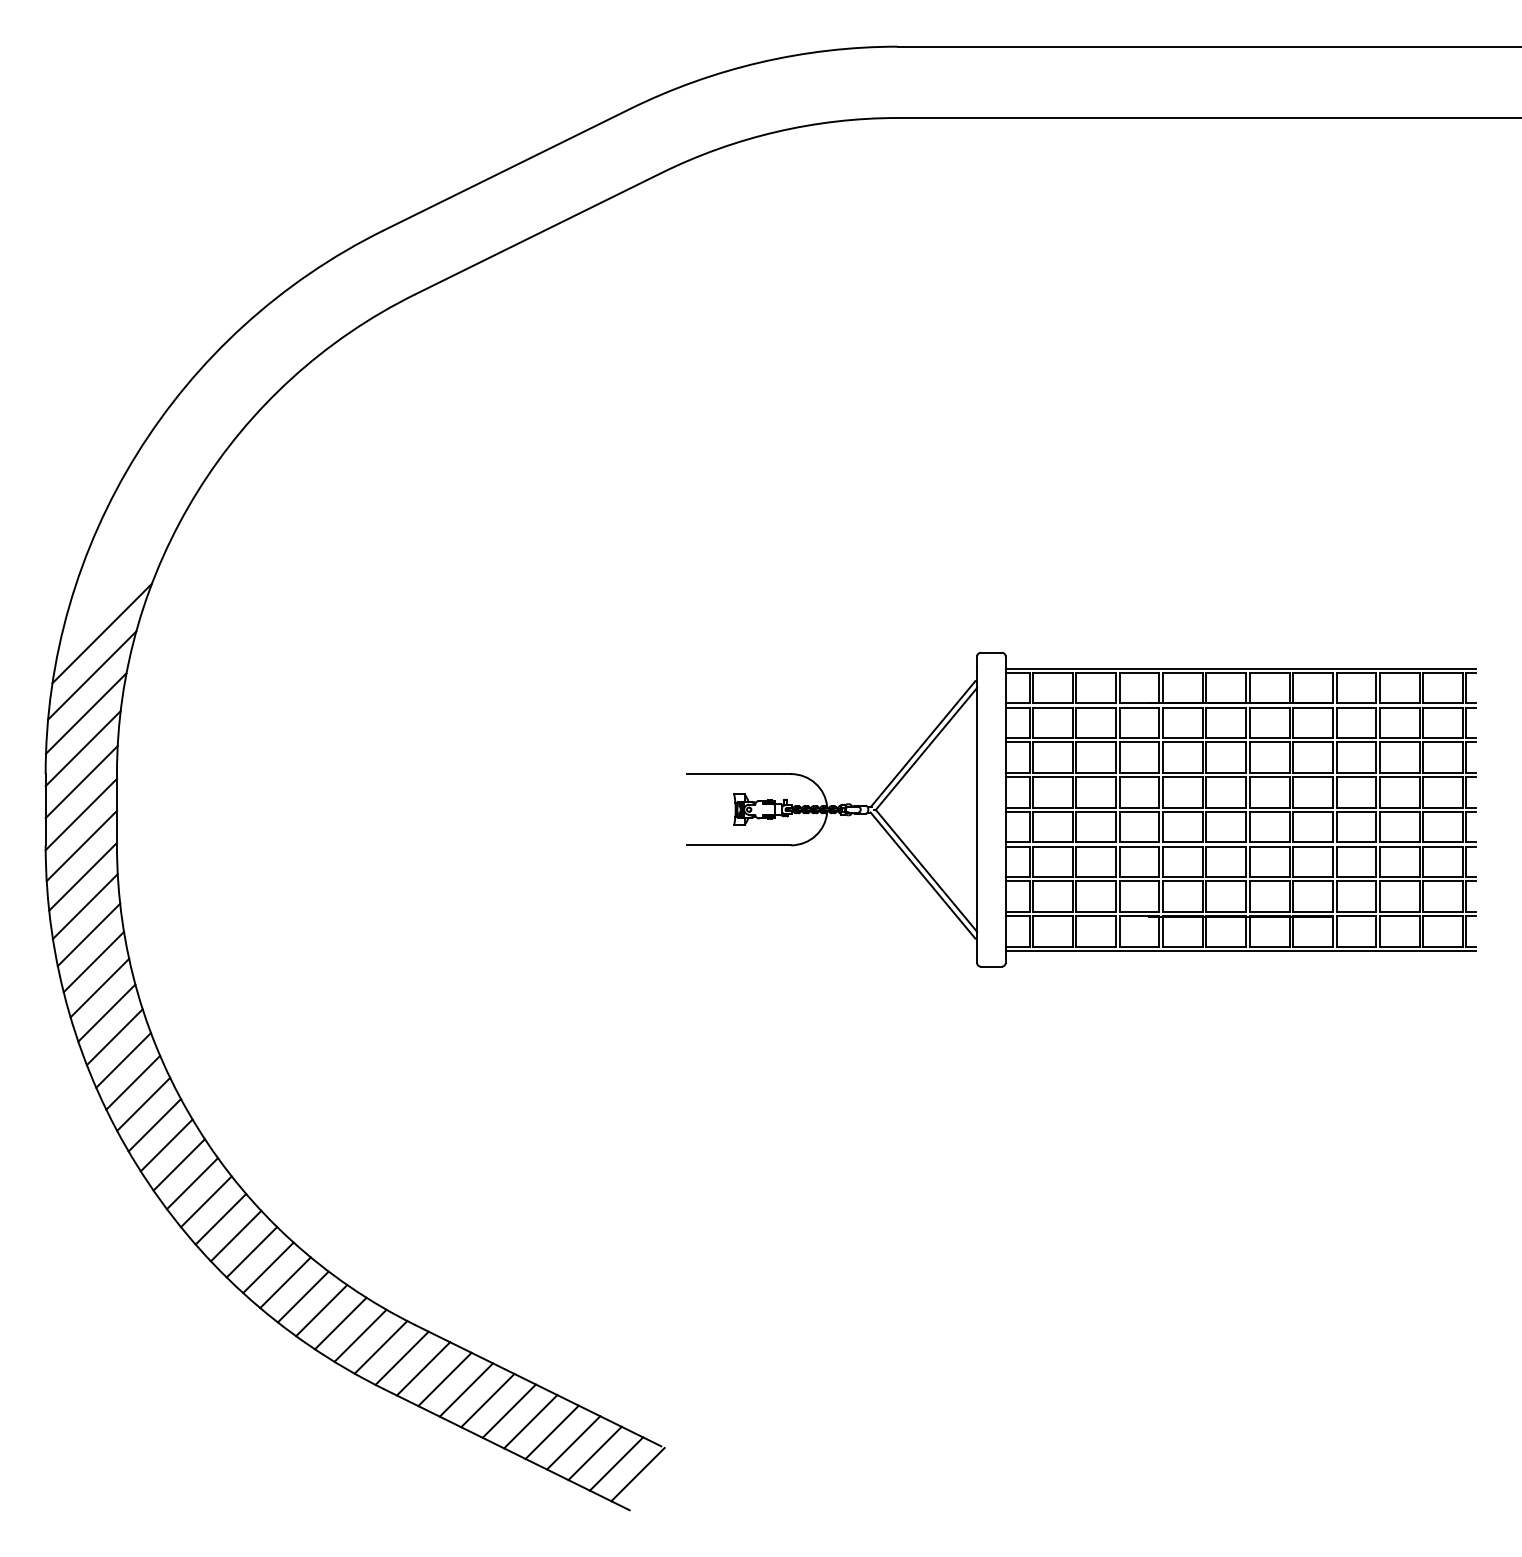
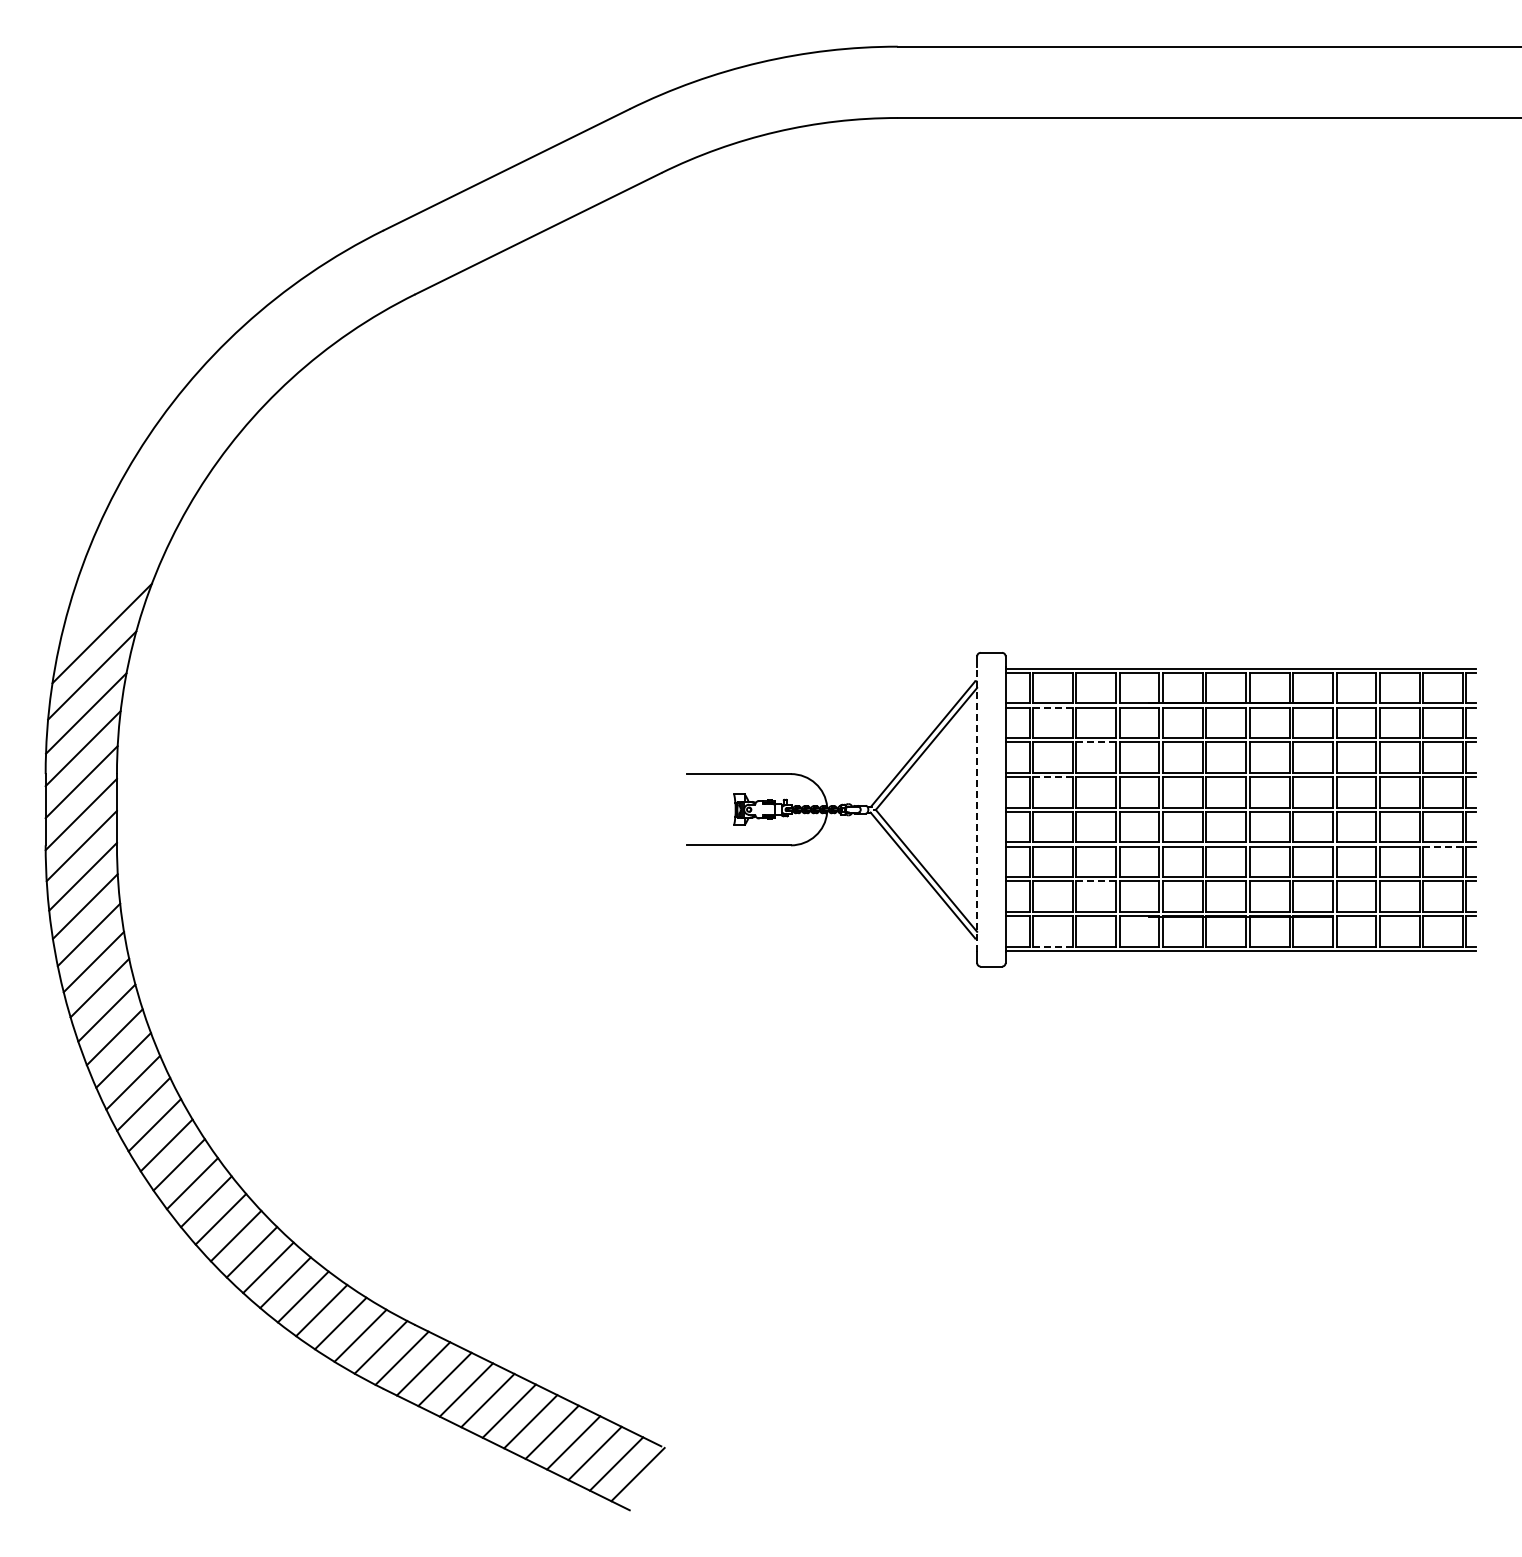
line: solid -> dashed (1053, 707)
line: solid -> dashed (1096, 742)
line: solid -> dashed (1053, 777)
line: solid -> dashed (977, 809)
line: solid -> dashed (1442, 846)
line: solid -> dashed (1096, 881)
line: solid -> dashed (1053, 946)
